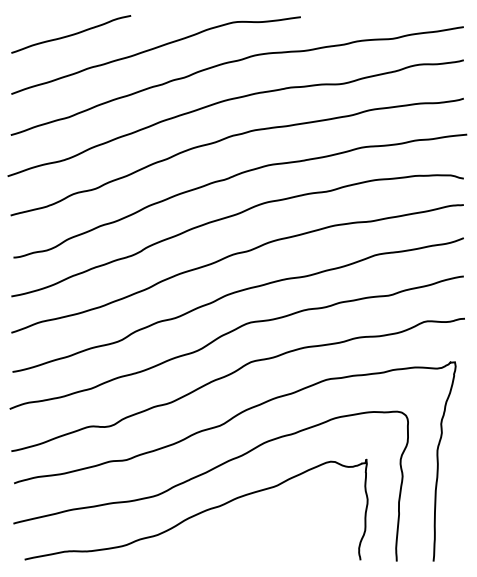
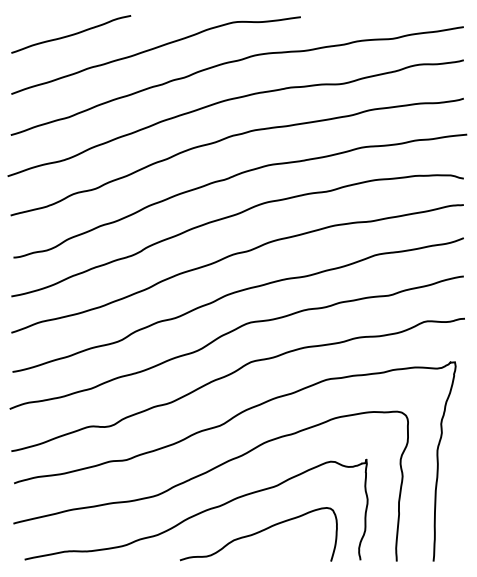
curve: none -> present (258, 533)
